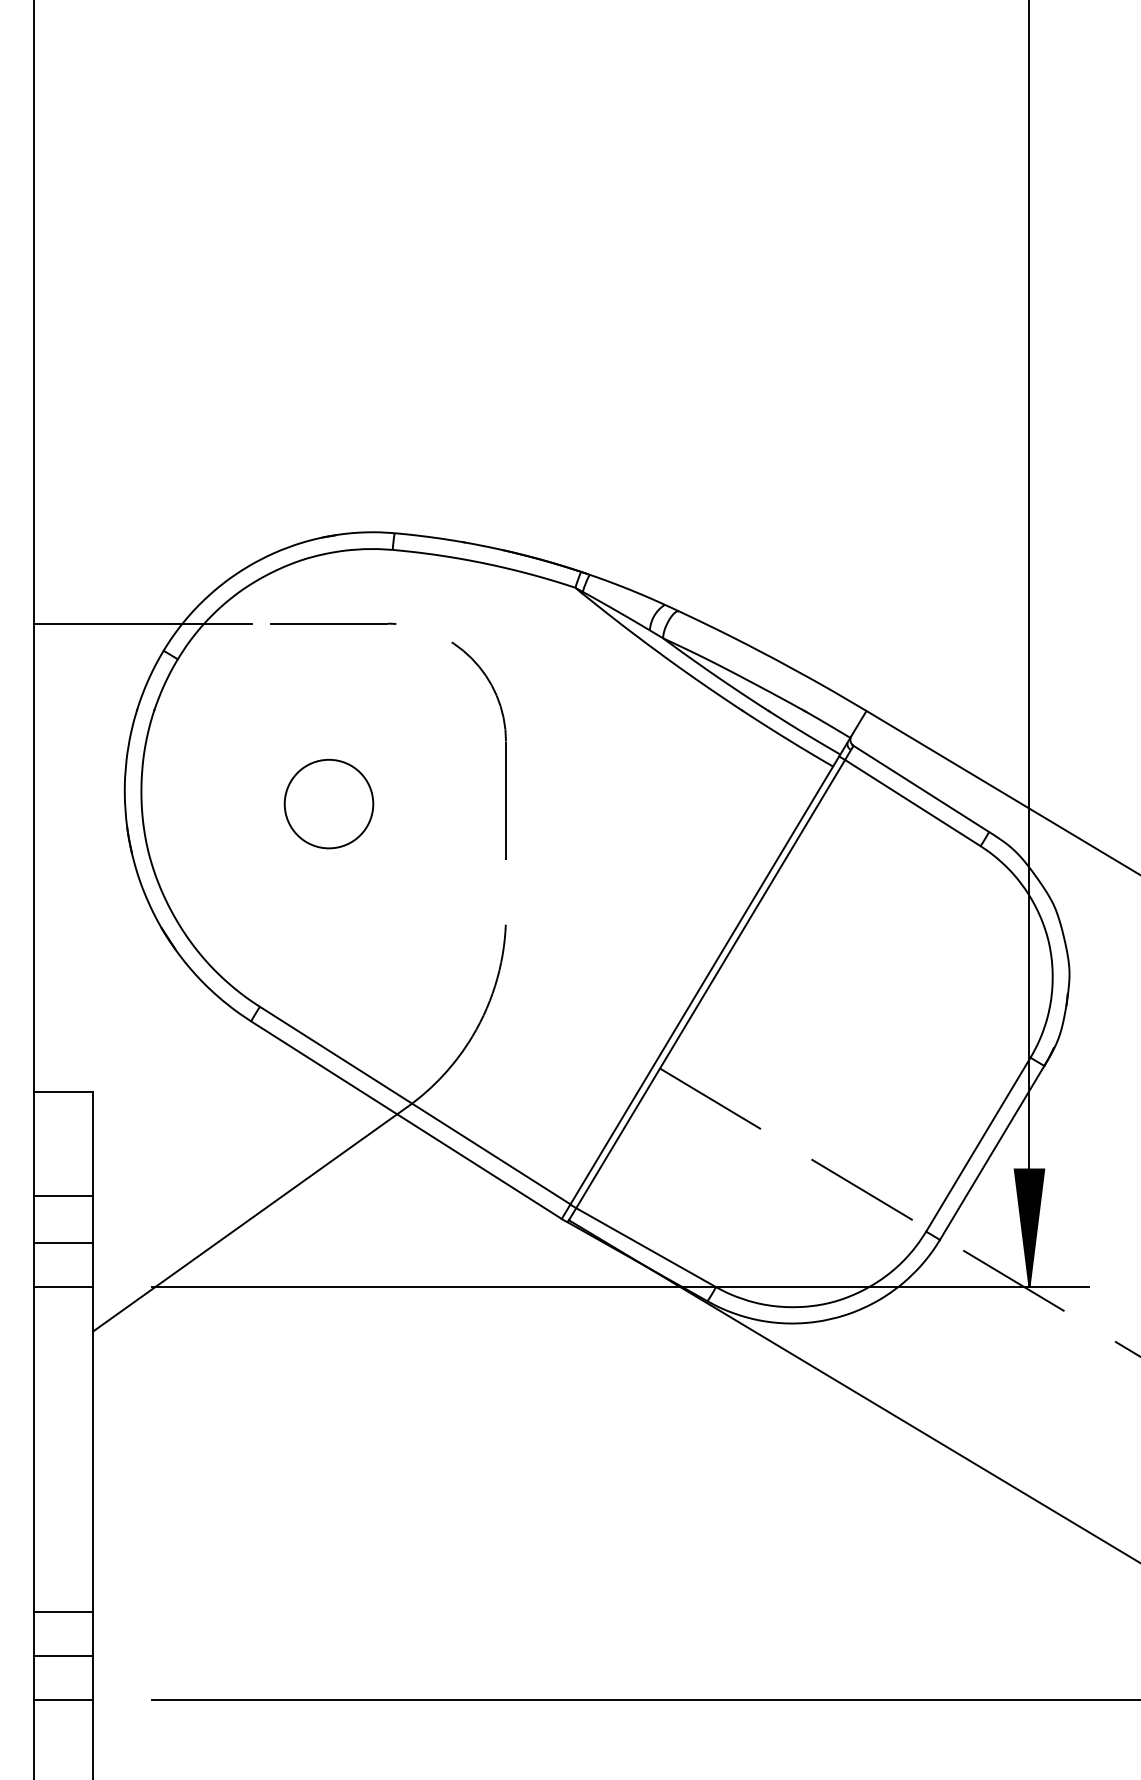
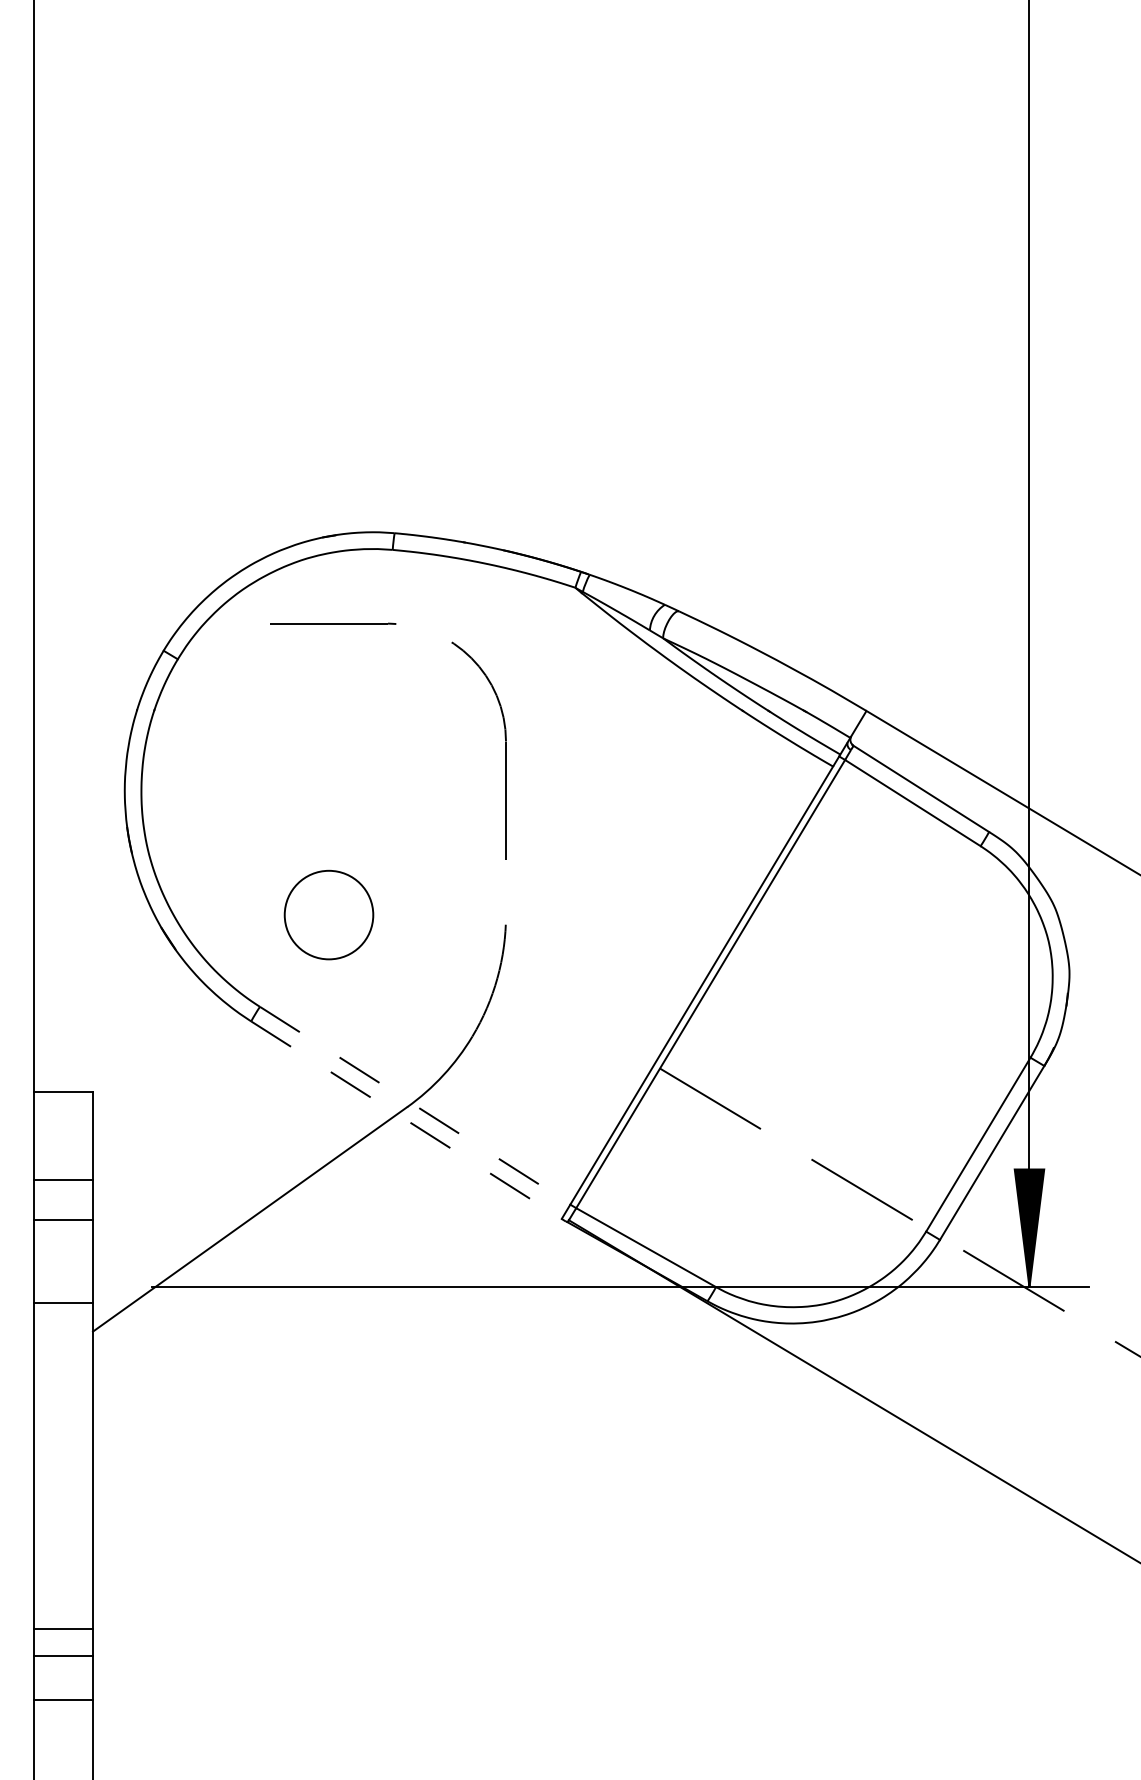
line: present -> none (143, 623)
circle position: (328, 803) -> (328, 914) (328, 914)
line: solid -> dashed (415, 1105)
line: solid -> dashed (406, 1120)
line position: (63, 1196) -> (63, 1180) (63, 1180)
line position: (63, 1243) -> (63, 1220) (63, 1220)
line position: (63, 1287) -> (63, 1303) (63, 1303)
line position: (63, 1611) -> (63, 1628) (63, 1628)
line: present -> none (644, 1700)
